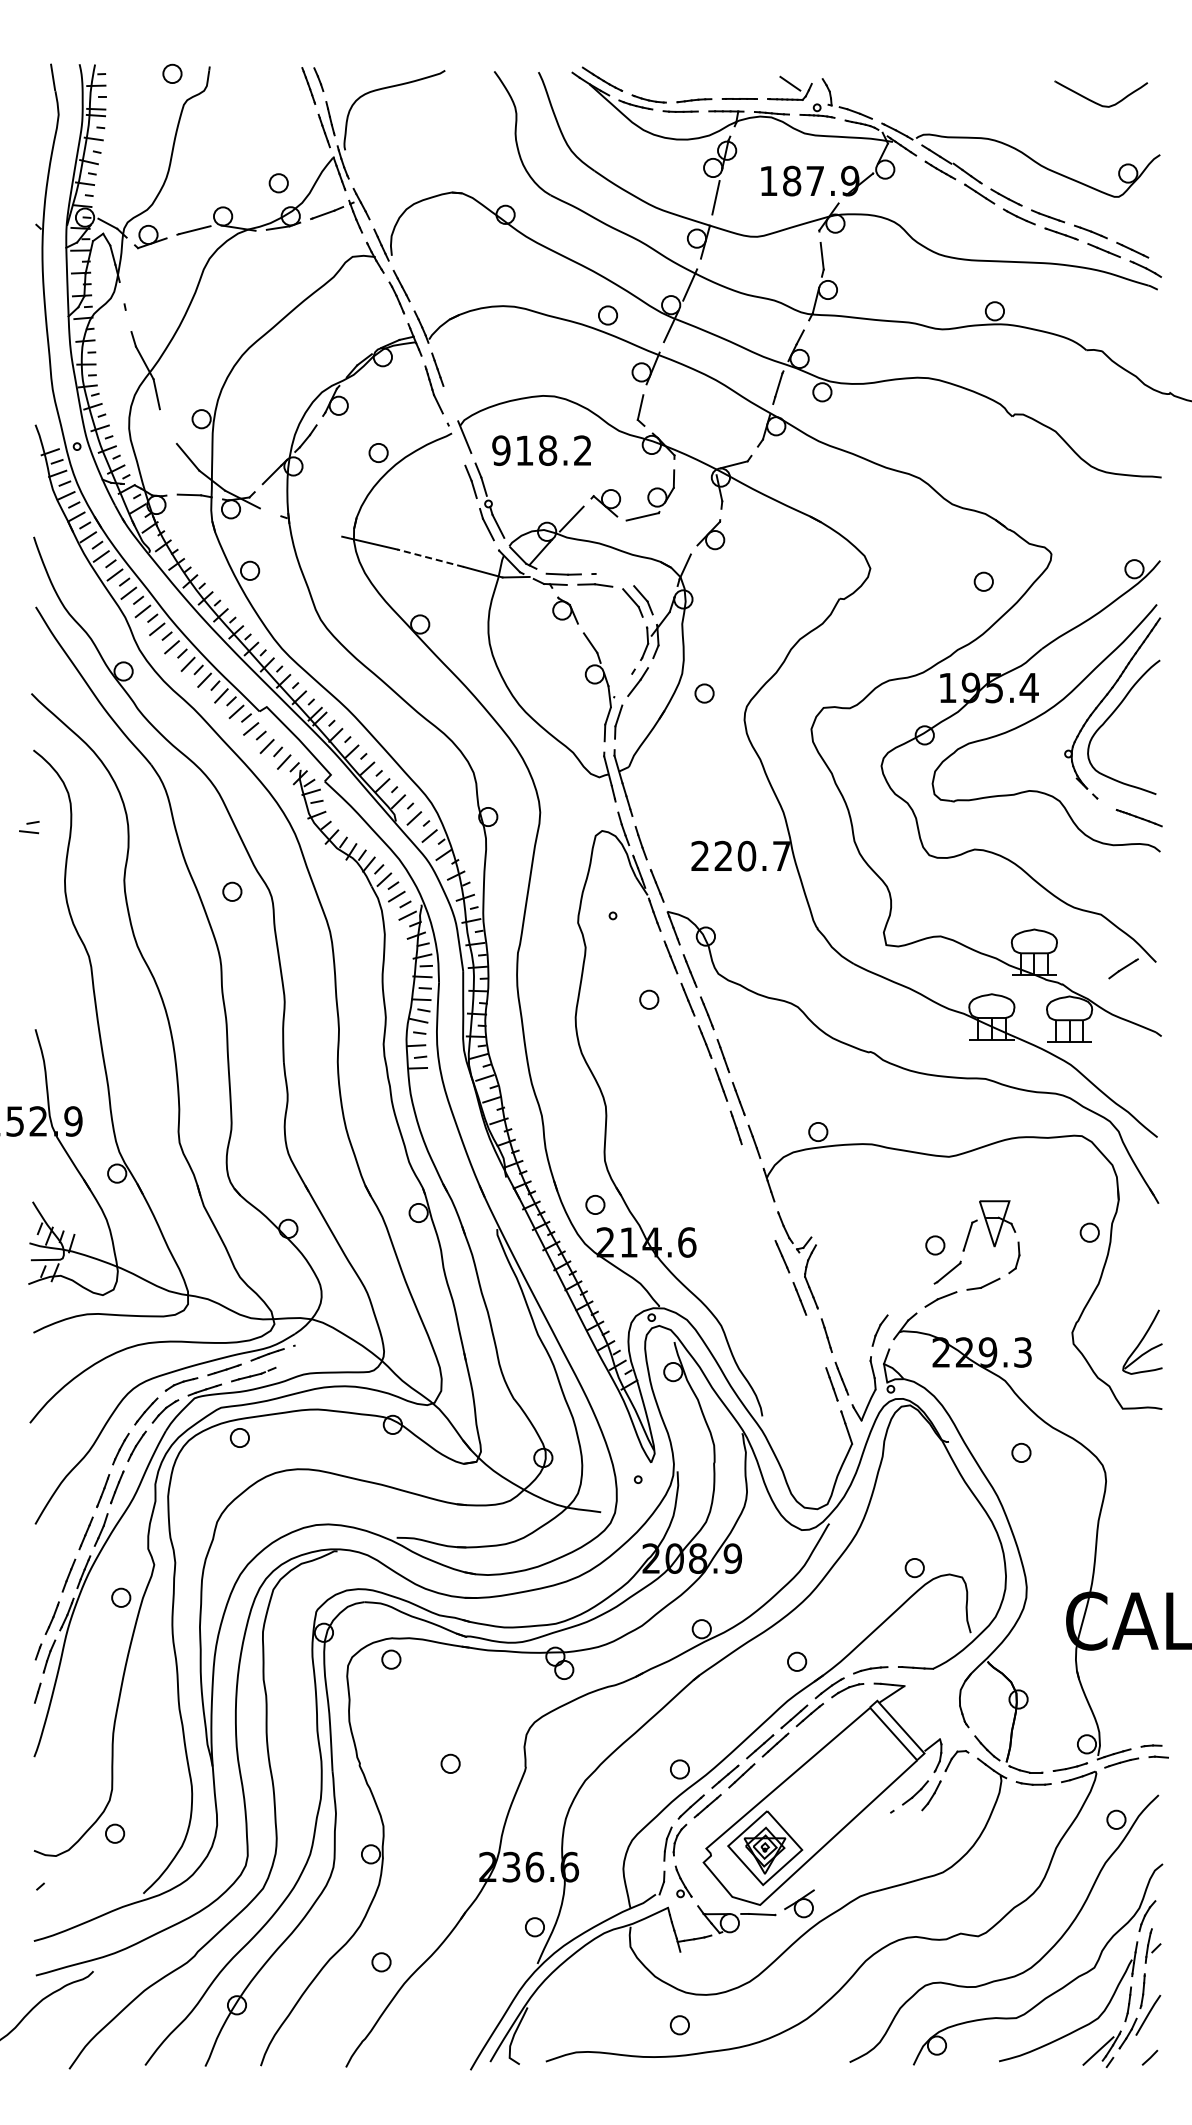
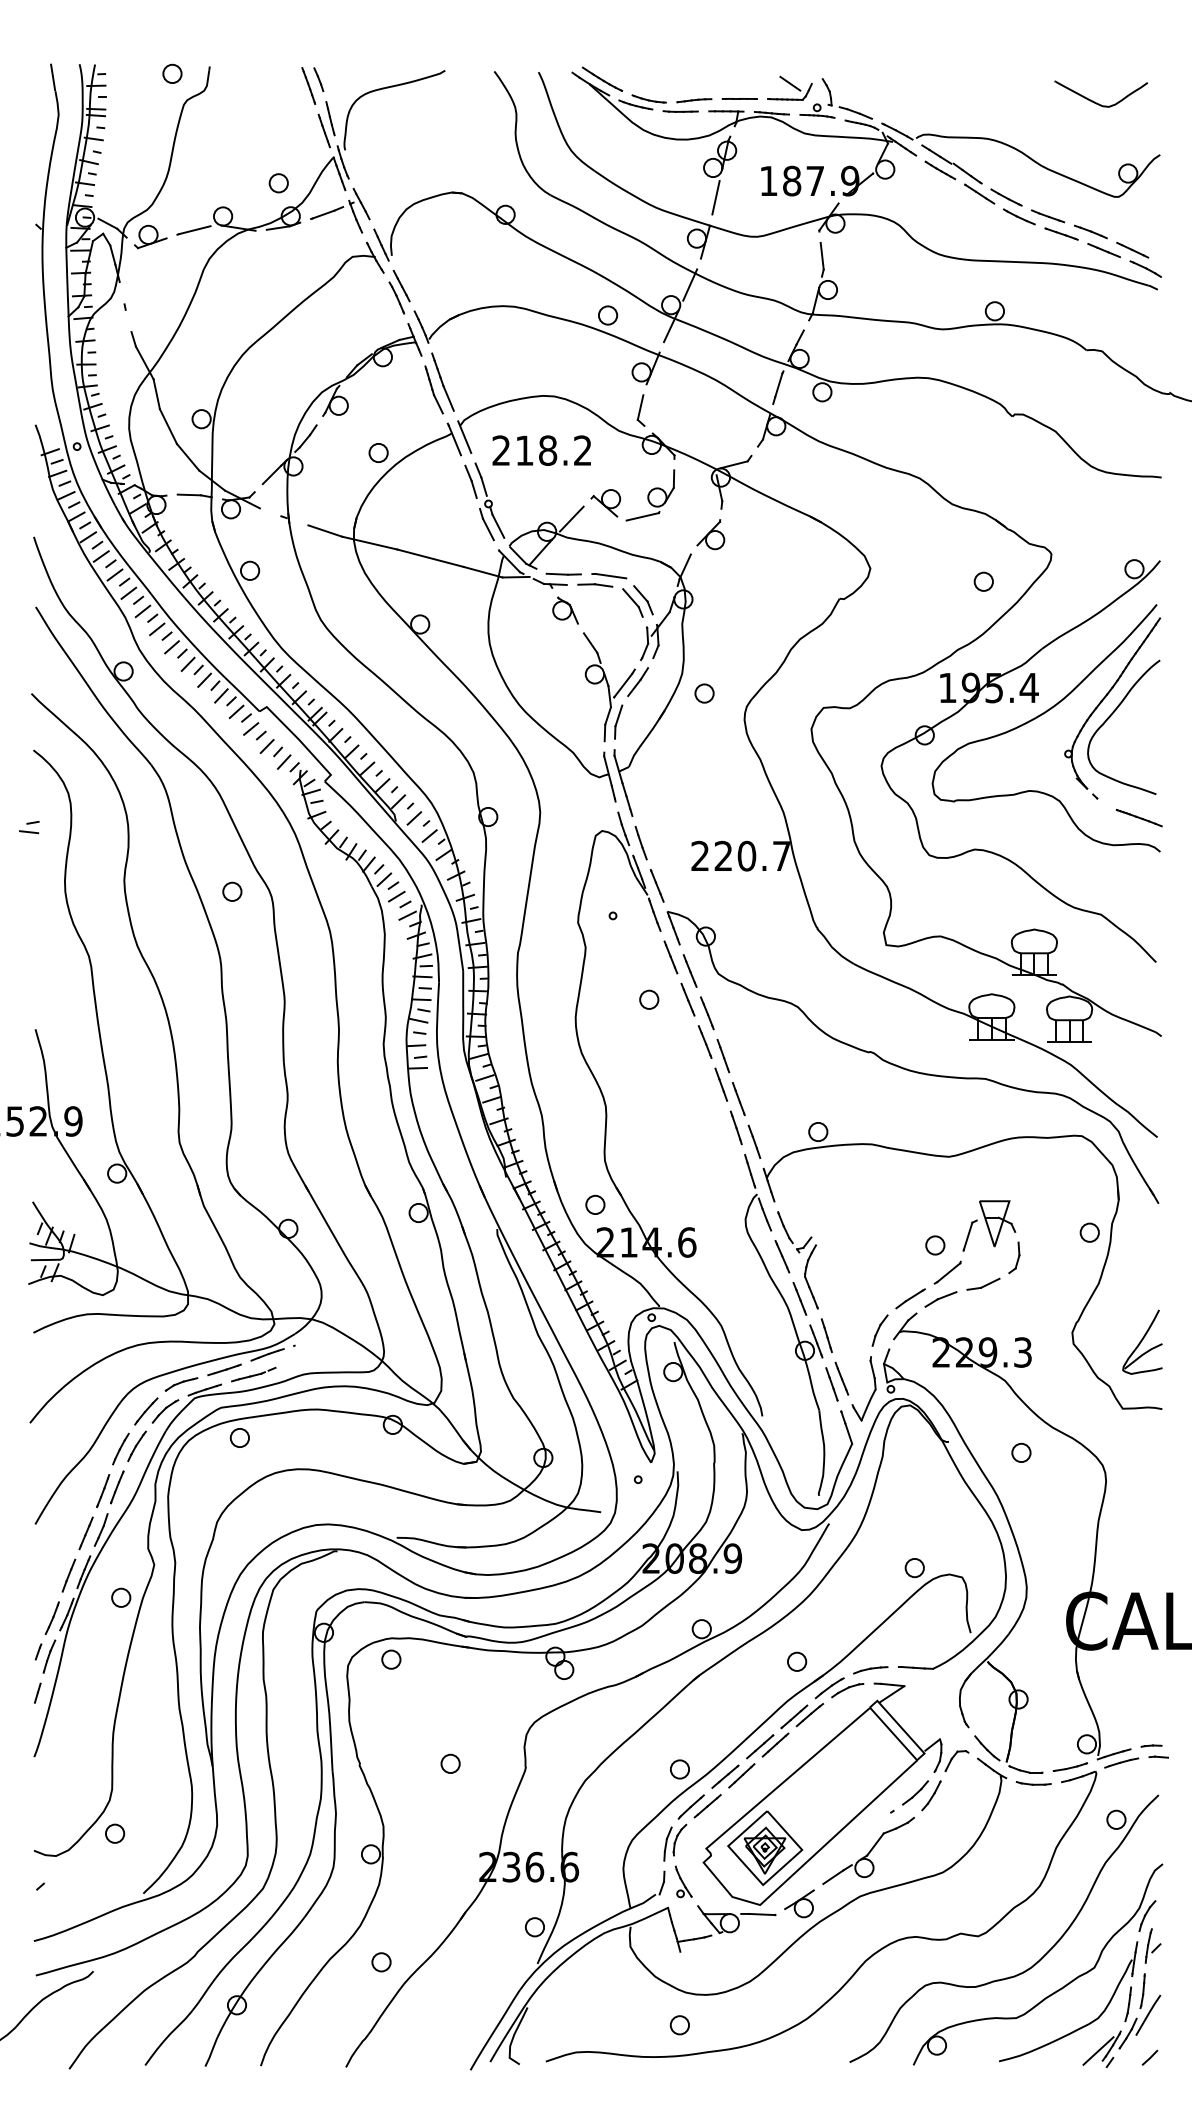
line: none -> present (448, 397)
line: none -> present (167, 426)
line: none -> present (454, 440)
text: 918.2 -> 218.2 (501, 450)
line: none -> present (325, 530)
line: dashed -> solid (430, 558)
line: none -> present (610, 575)
line: none -> present (623, 685)
line position: (1123, 968) -> (910, 1298) (910, 1298)
part: none -> present (791, 1321)
part: none -> present (868, 1850)
